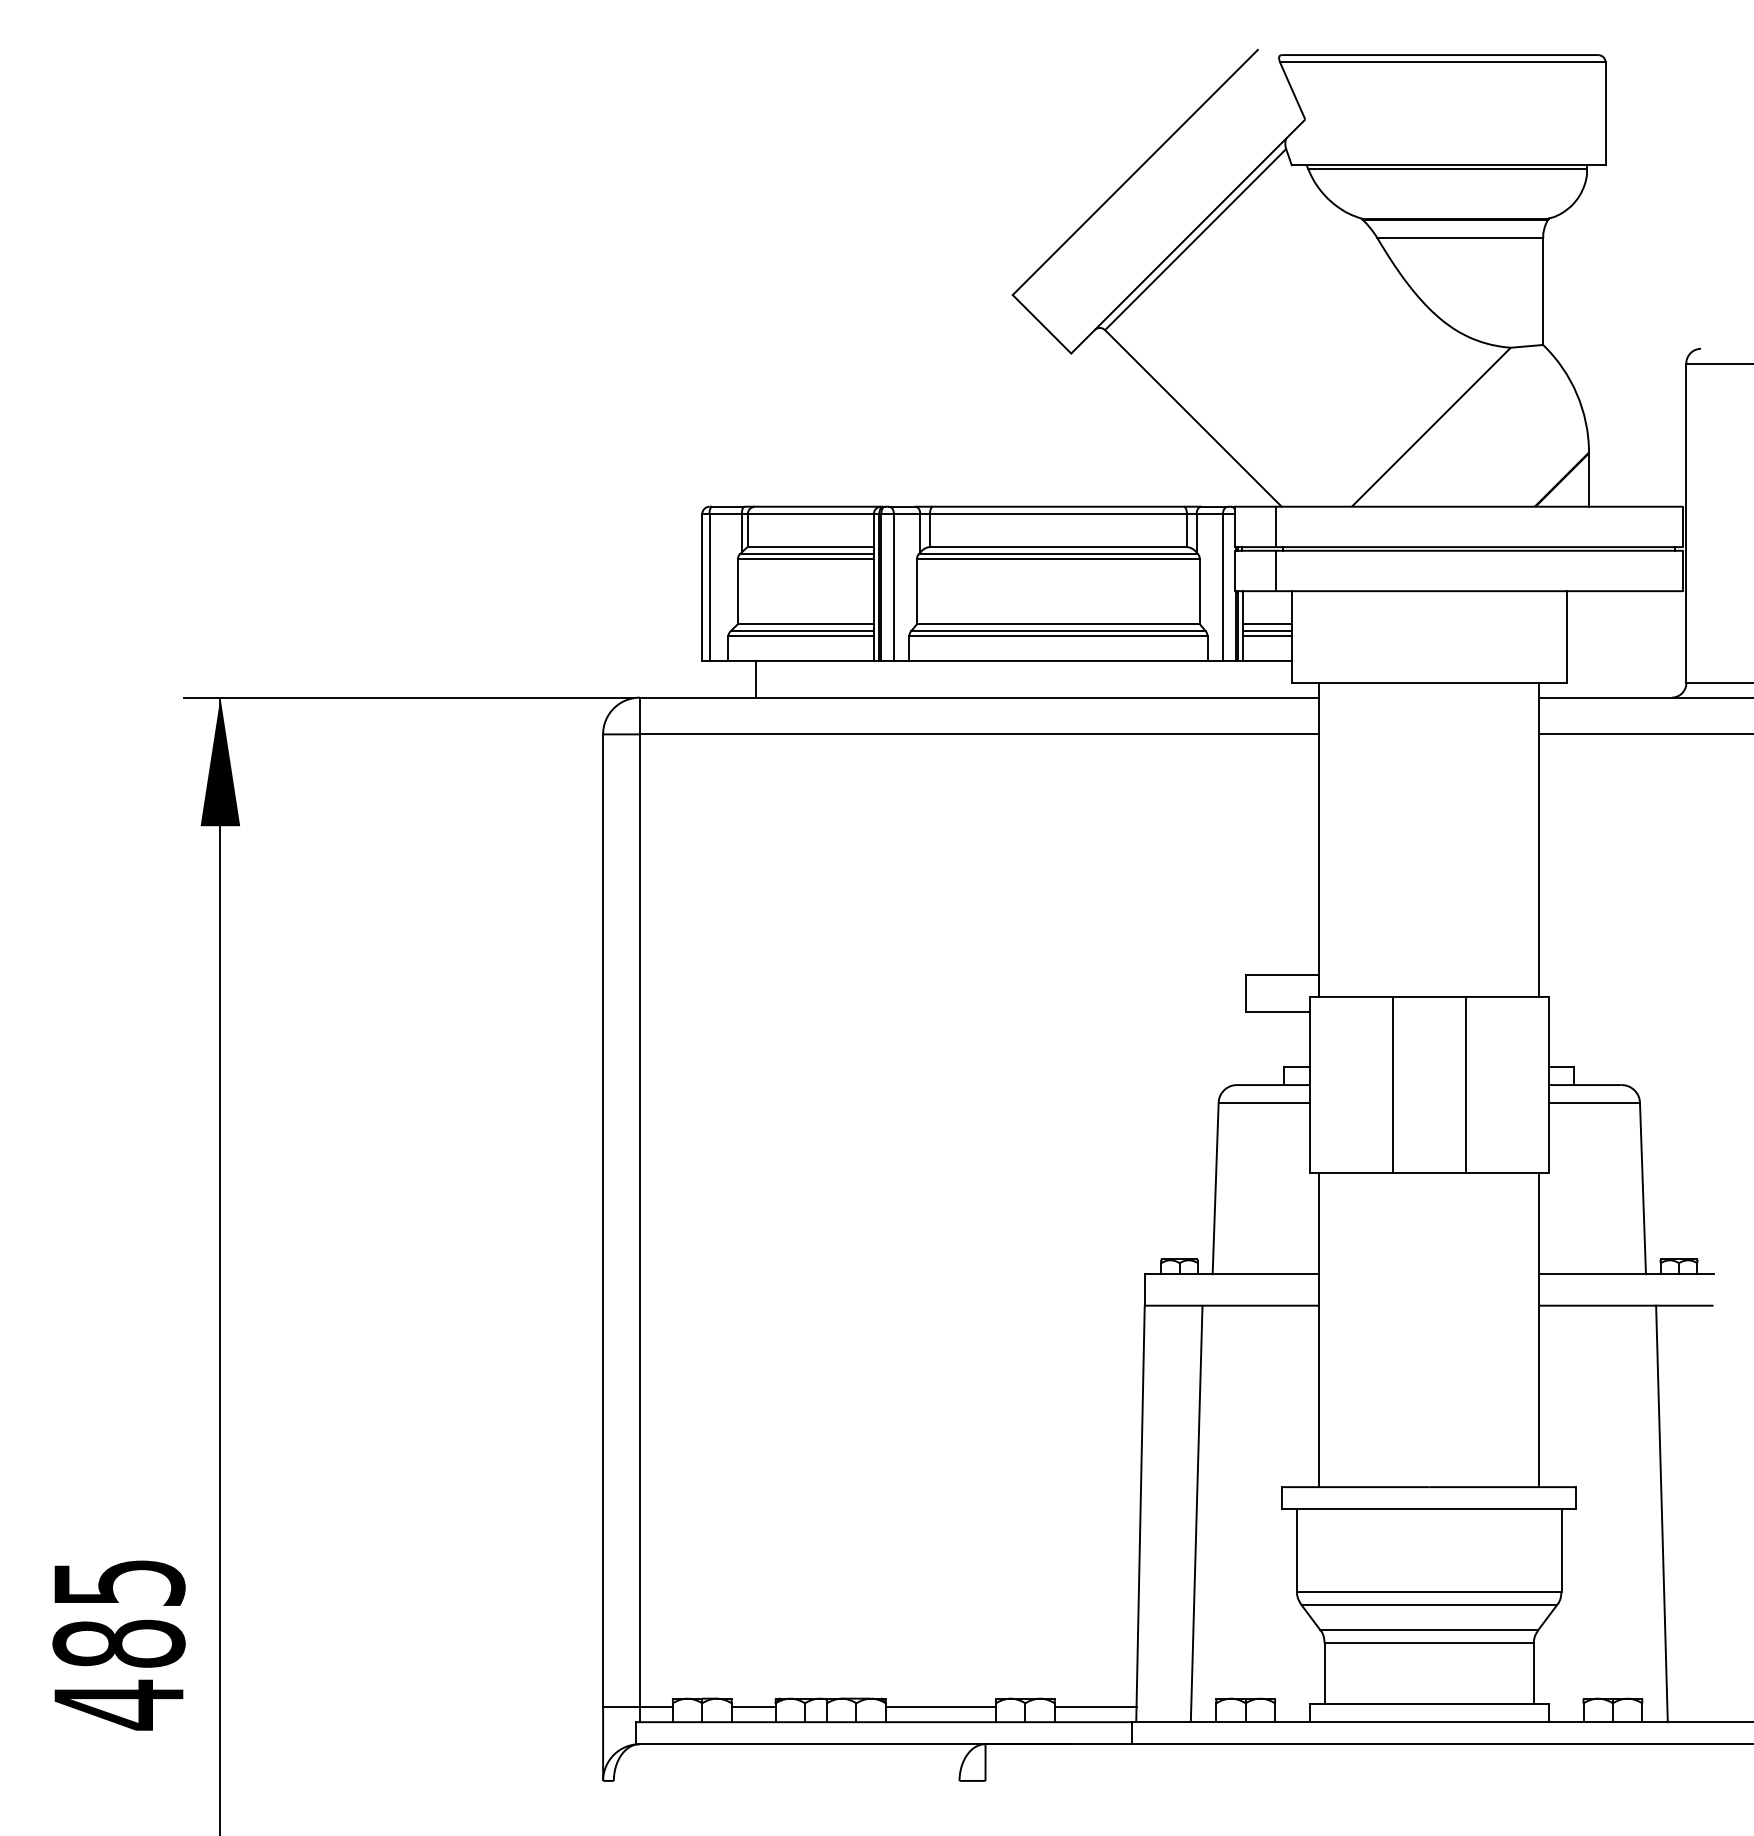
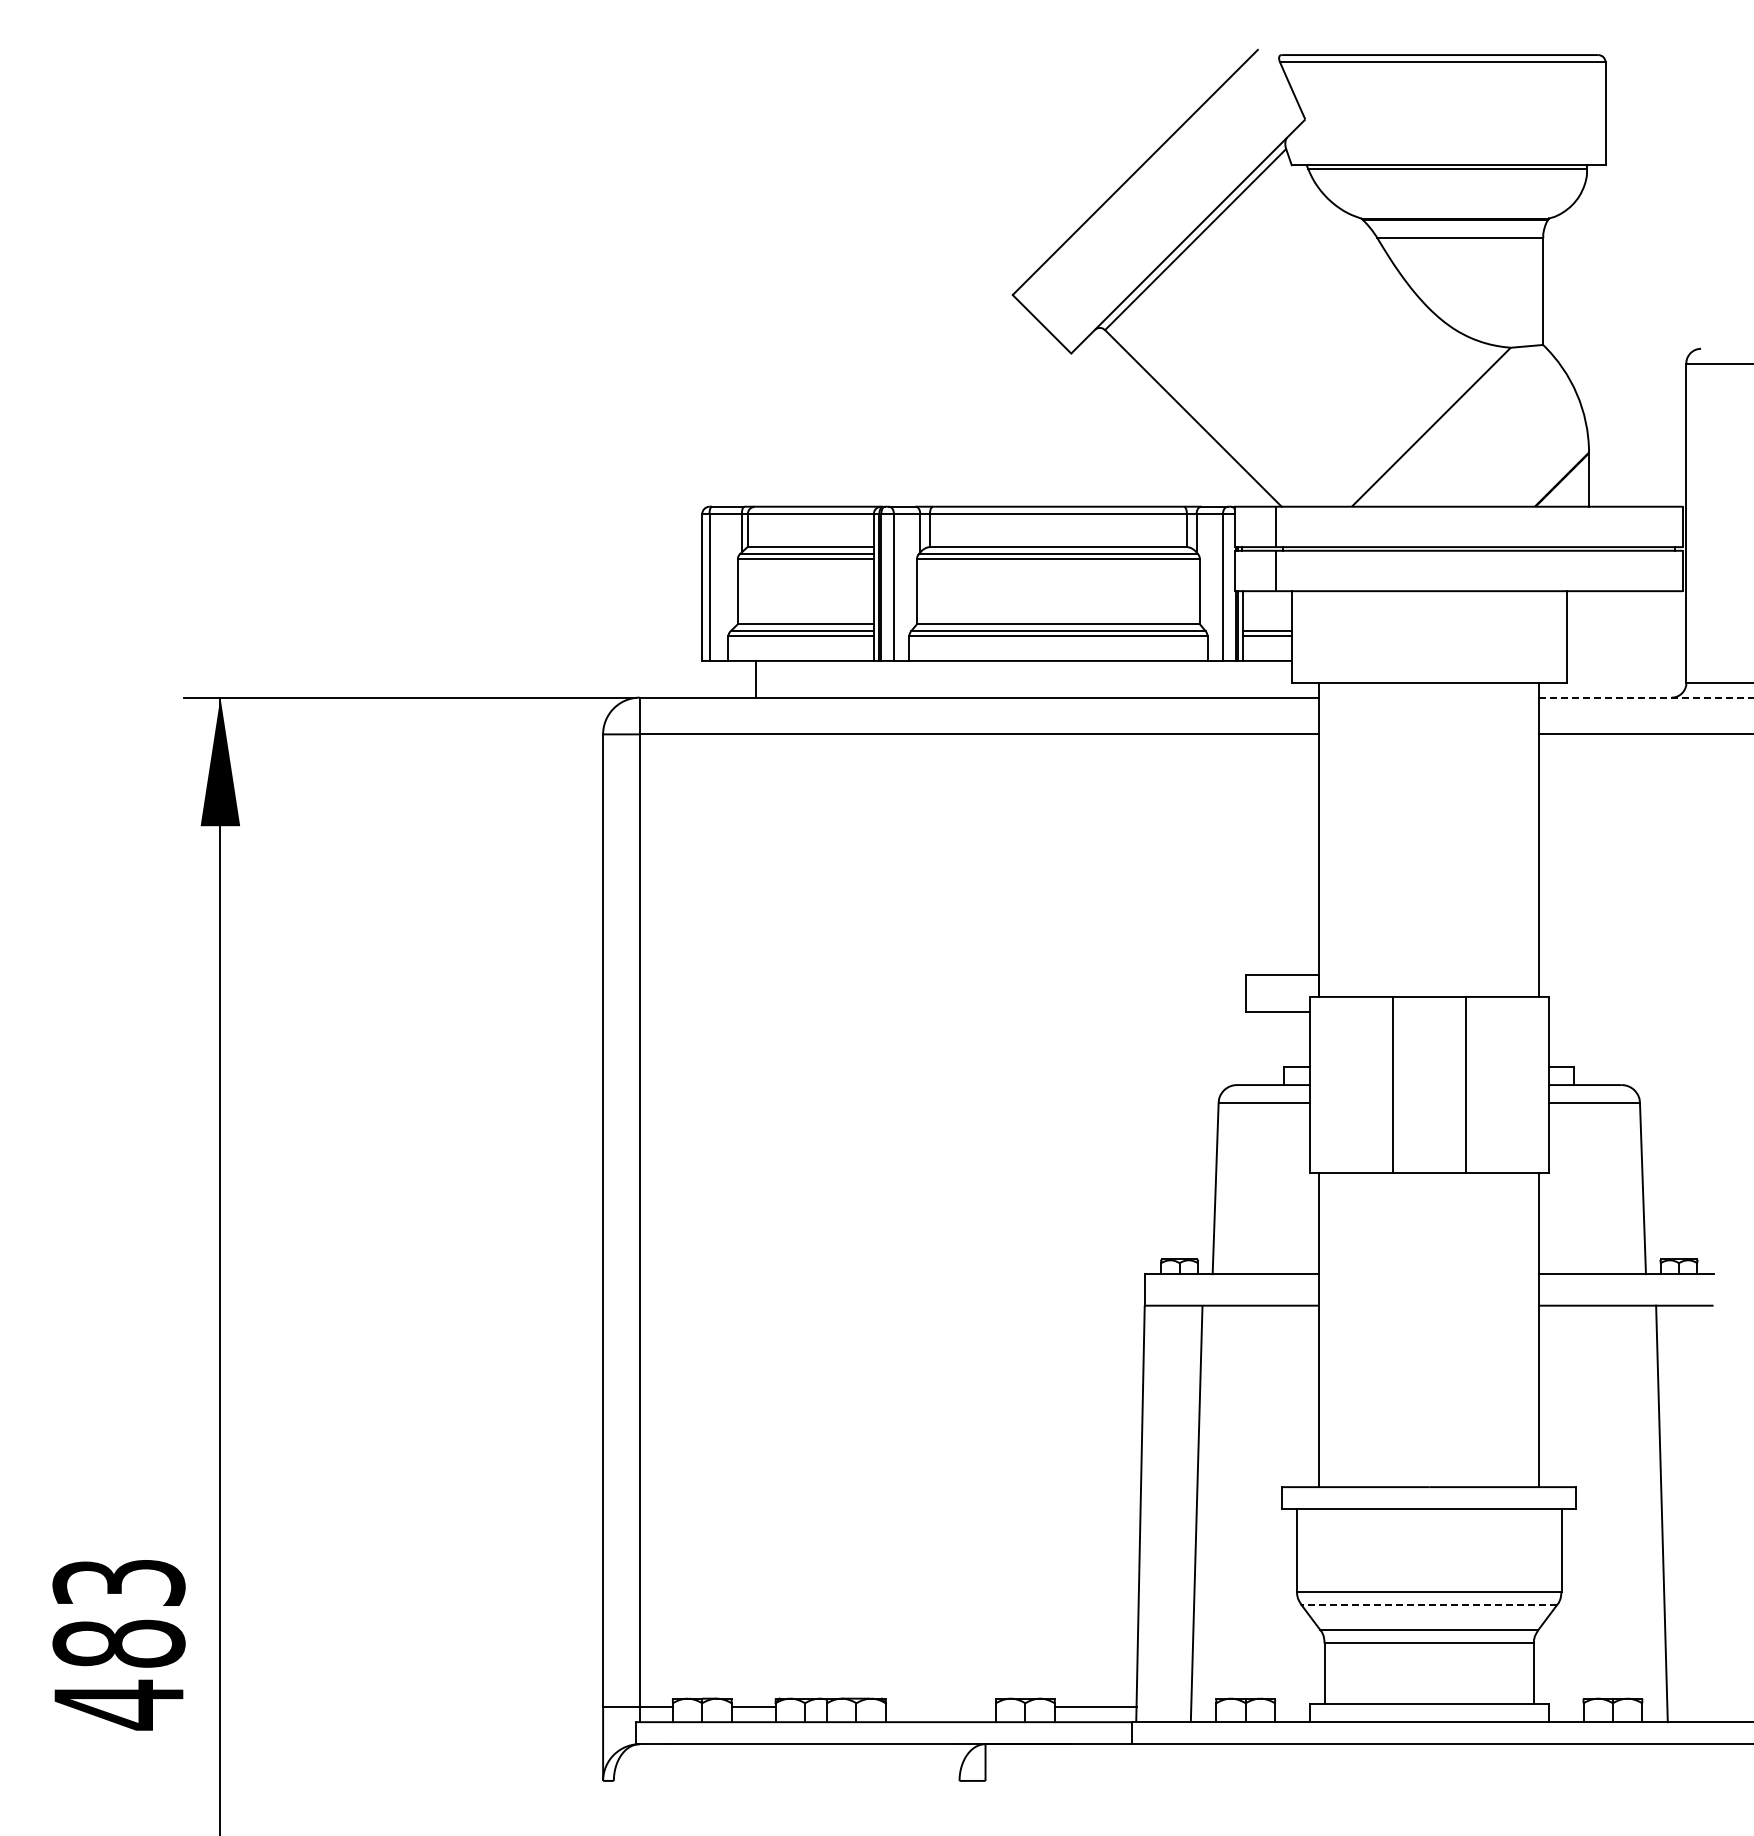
line: present -> none (1267, 624)
line: solid -> dashed (1646, 697)
text: 485 -> 483 (118, 1582)
line: solid -> dashed (1429, 1605)
line: present -> none (940, 1707)
